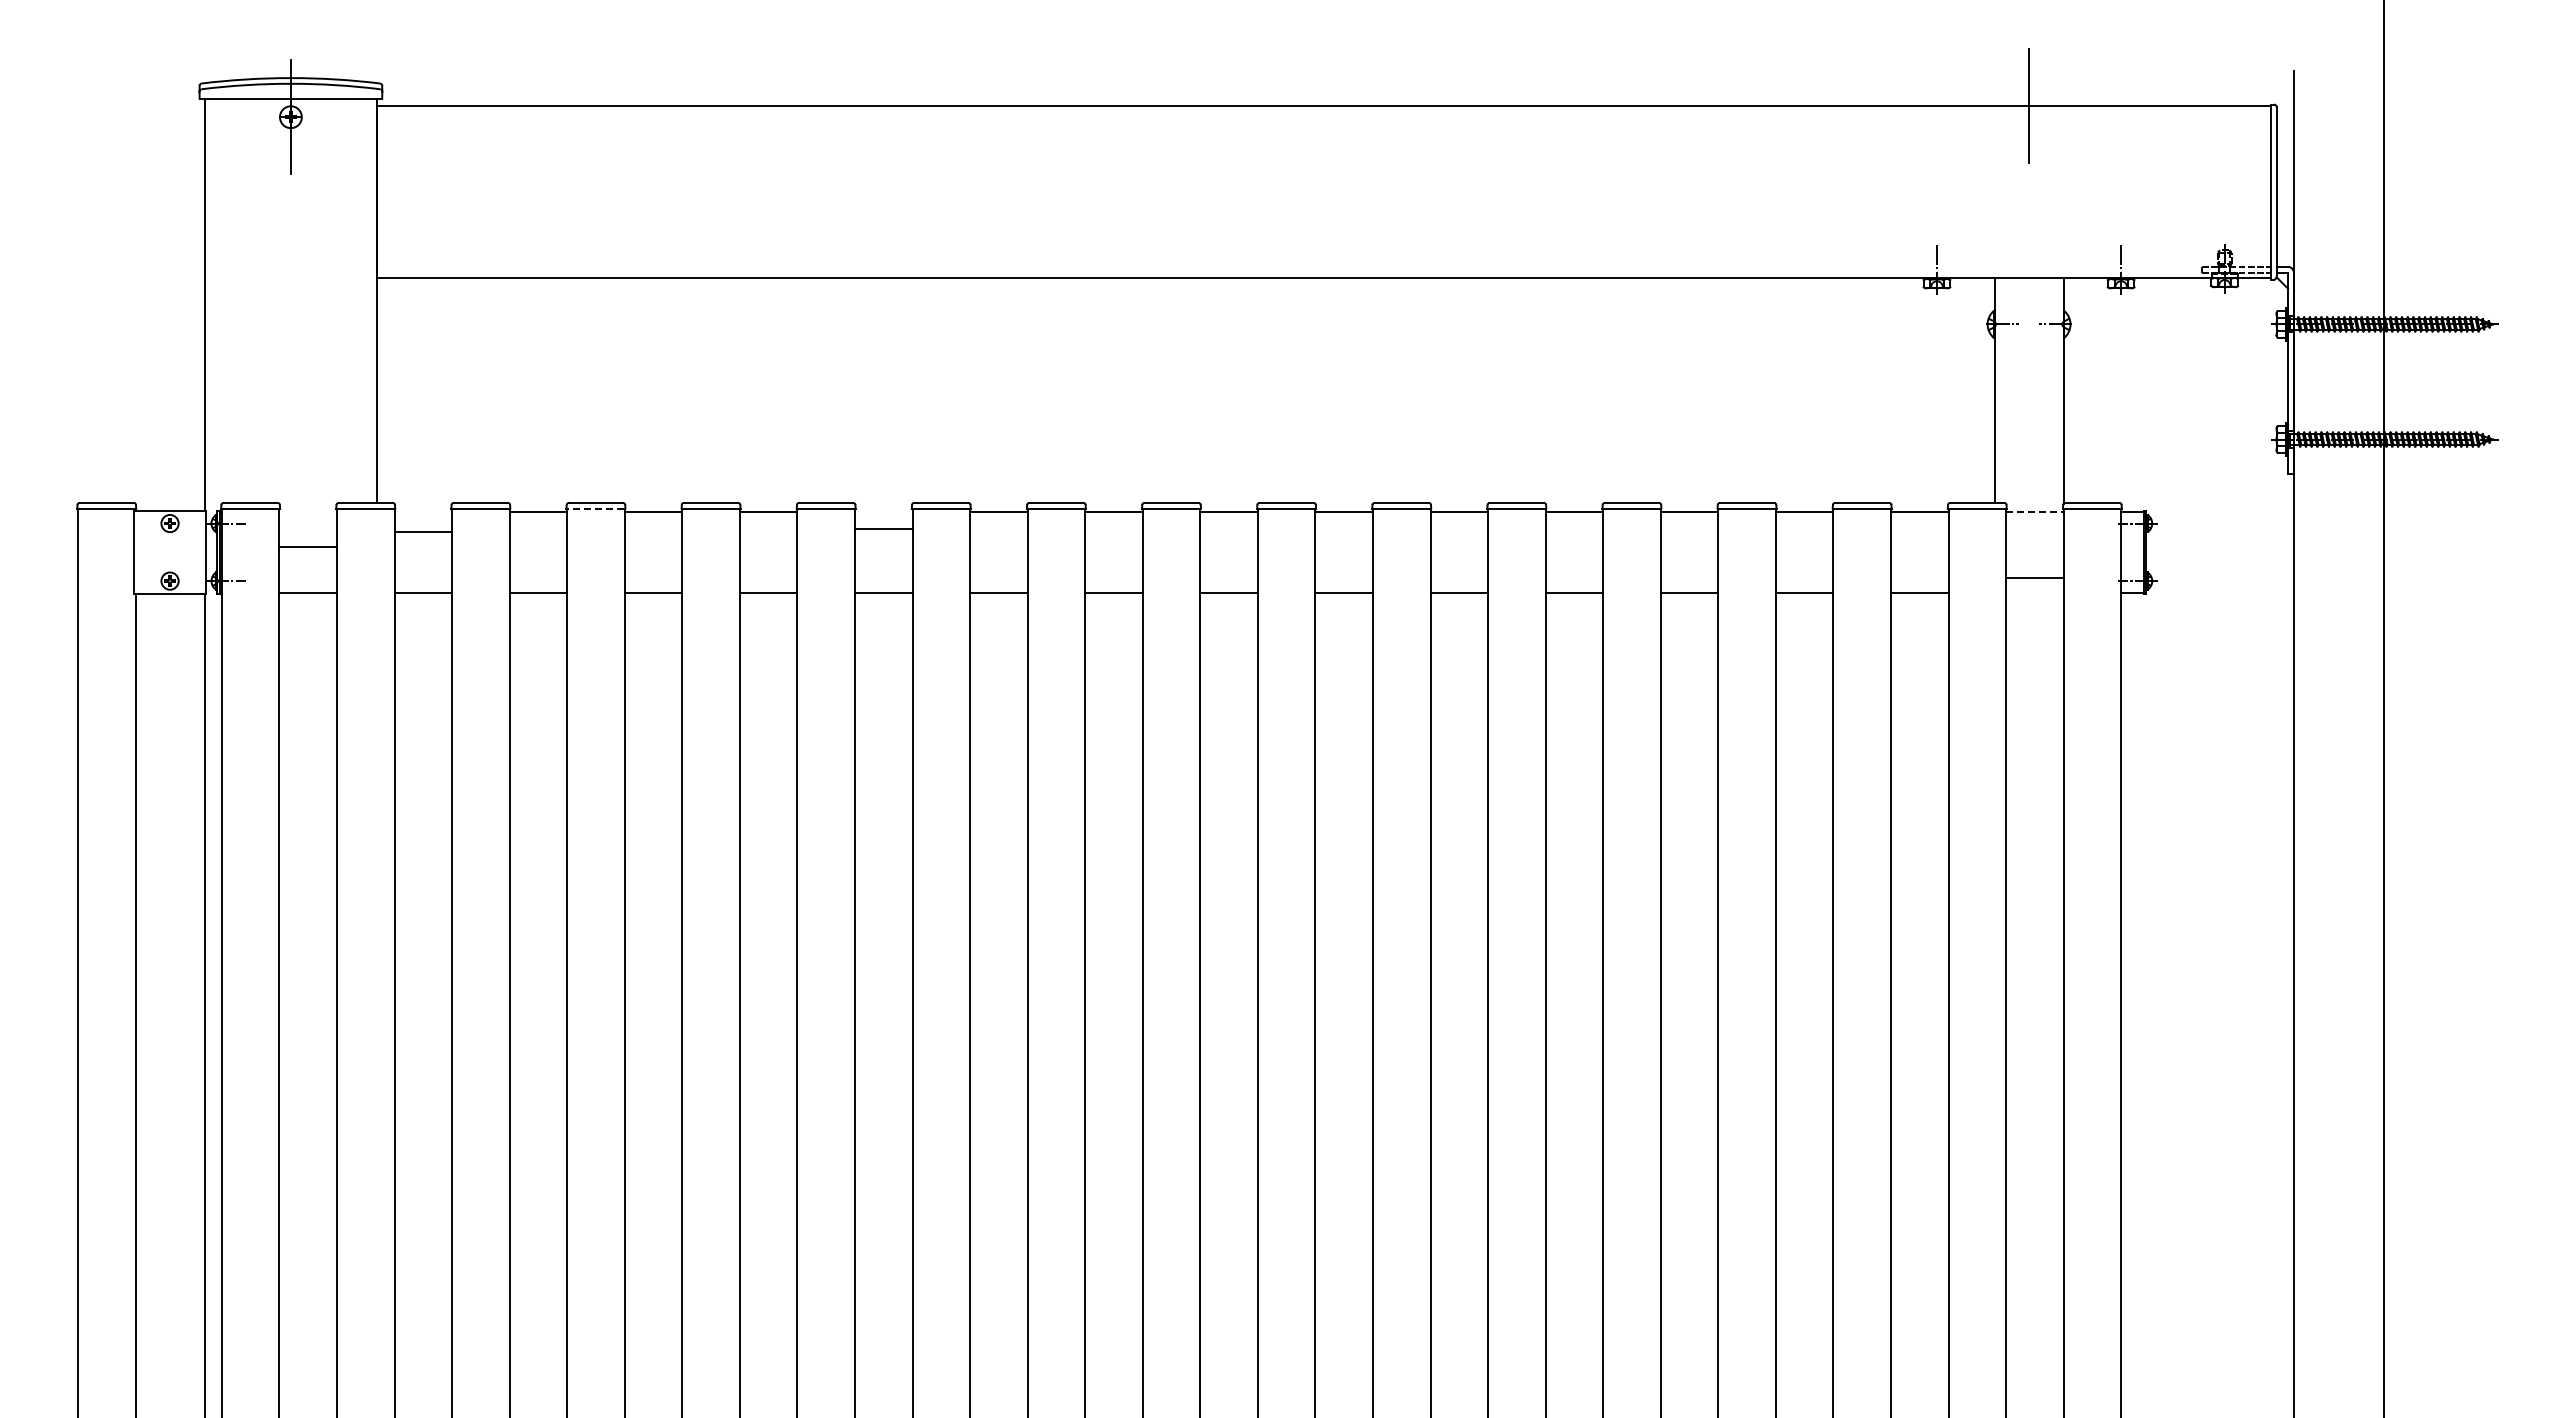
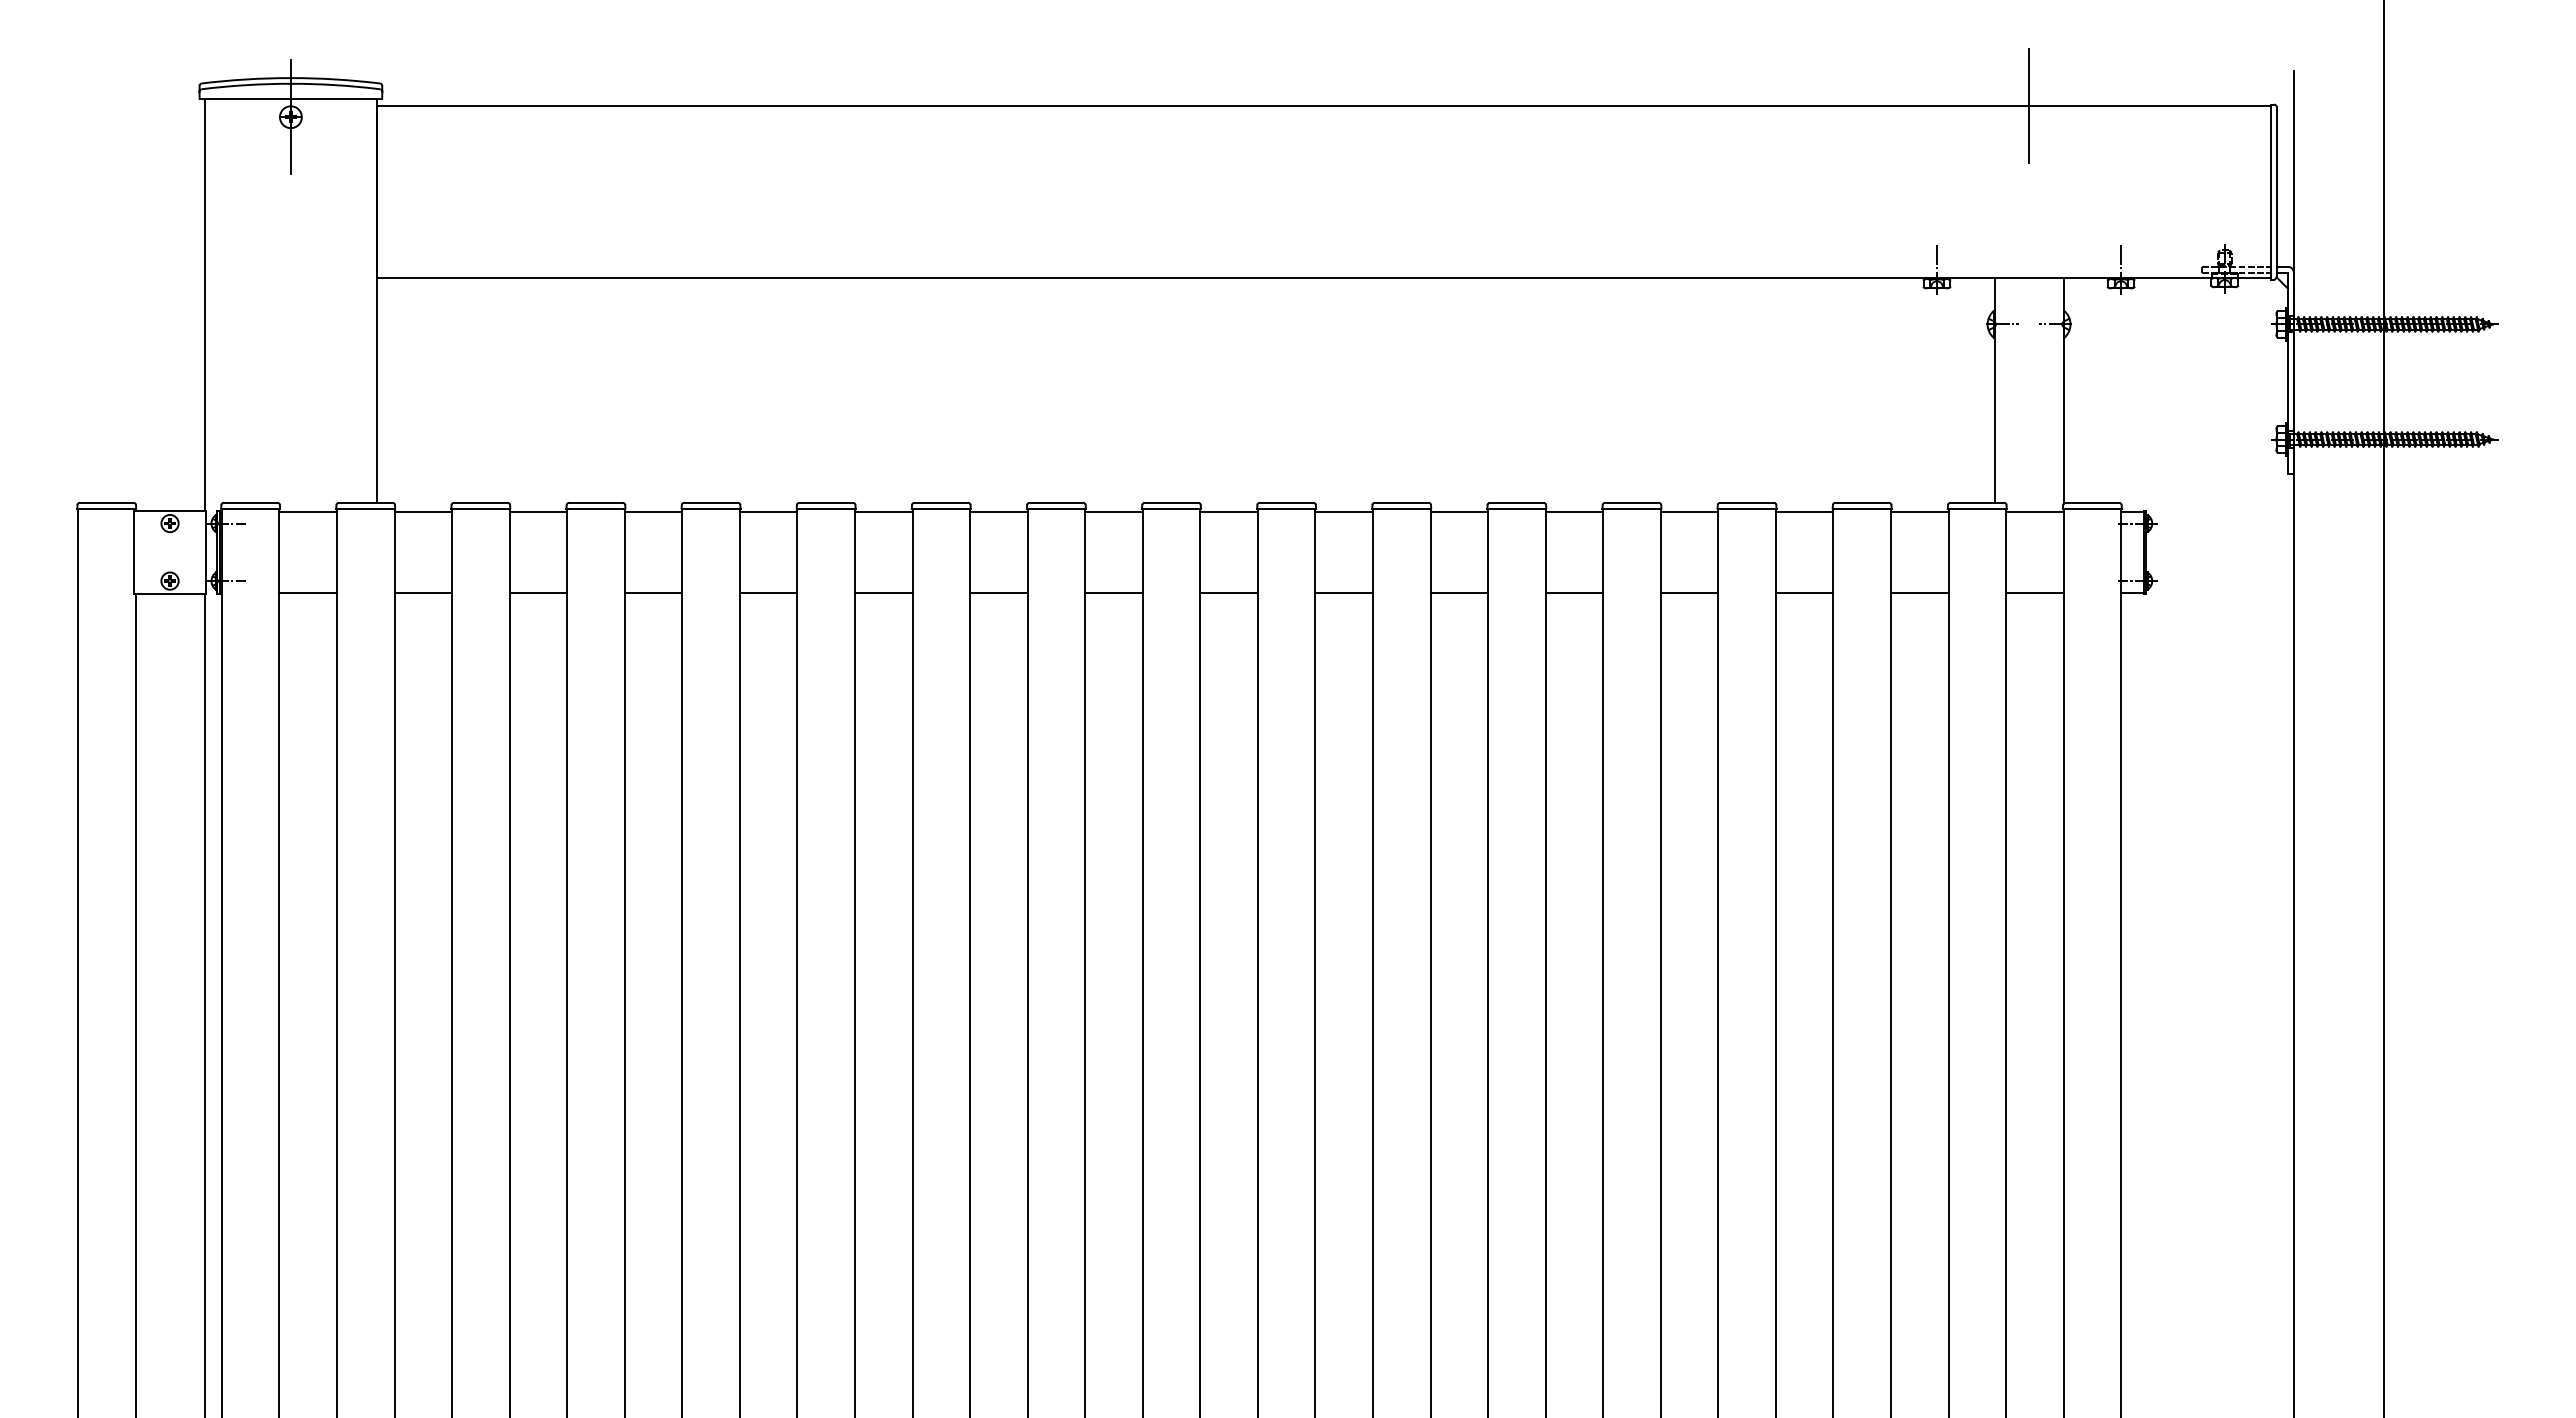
line: dashed -> solid (595, 508)
line: dashed -> solid (2034, 512)
line position: (883, 529) -> (883, 512) (883, 512)
line position: (423, 532) -> (423, 512) (423, 512)
line position: (307, 547) -> (307, 512) (307, 512)
line position: (2034, 577) -> (2034, 592) (2034, 592)
